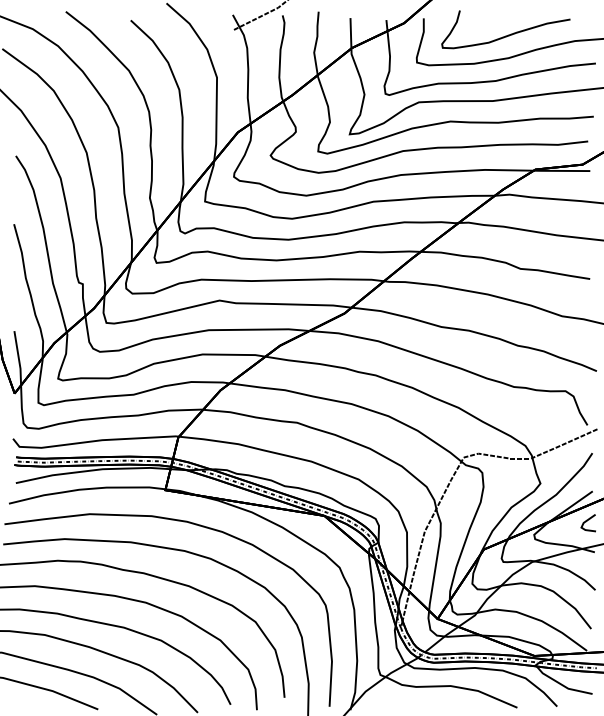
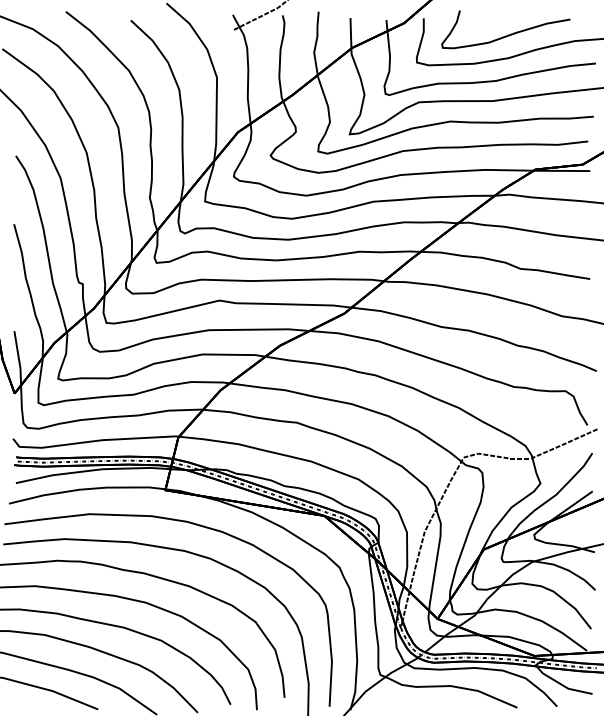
line: present -> none (586, 522)
